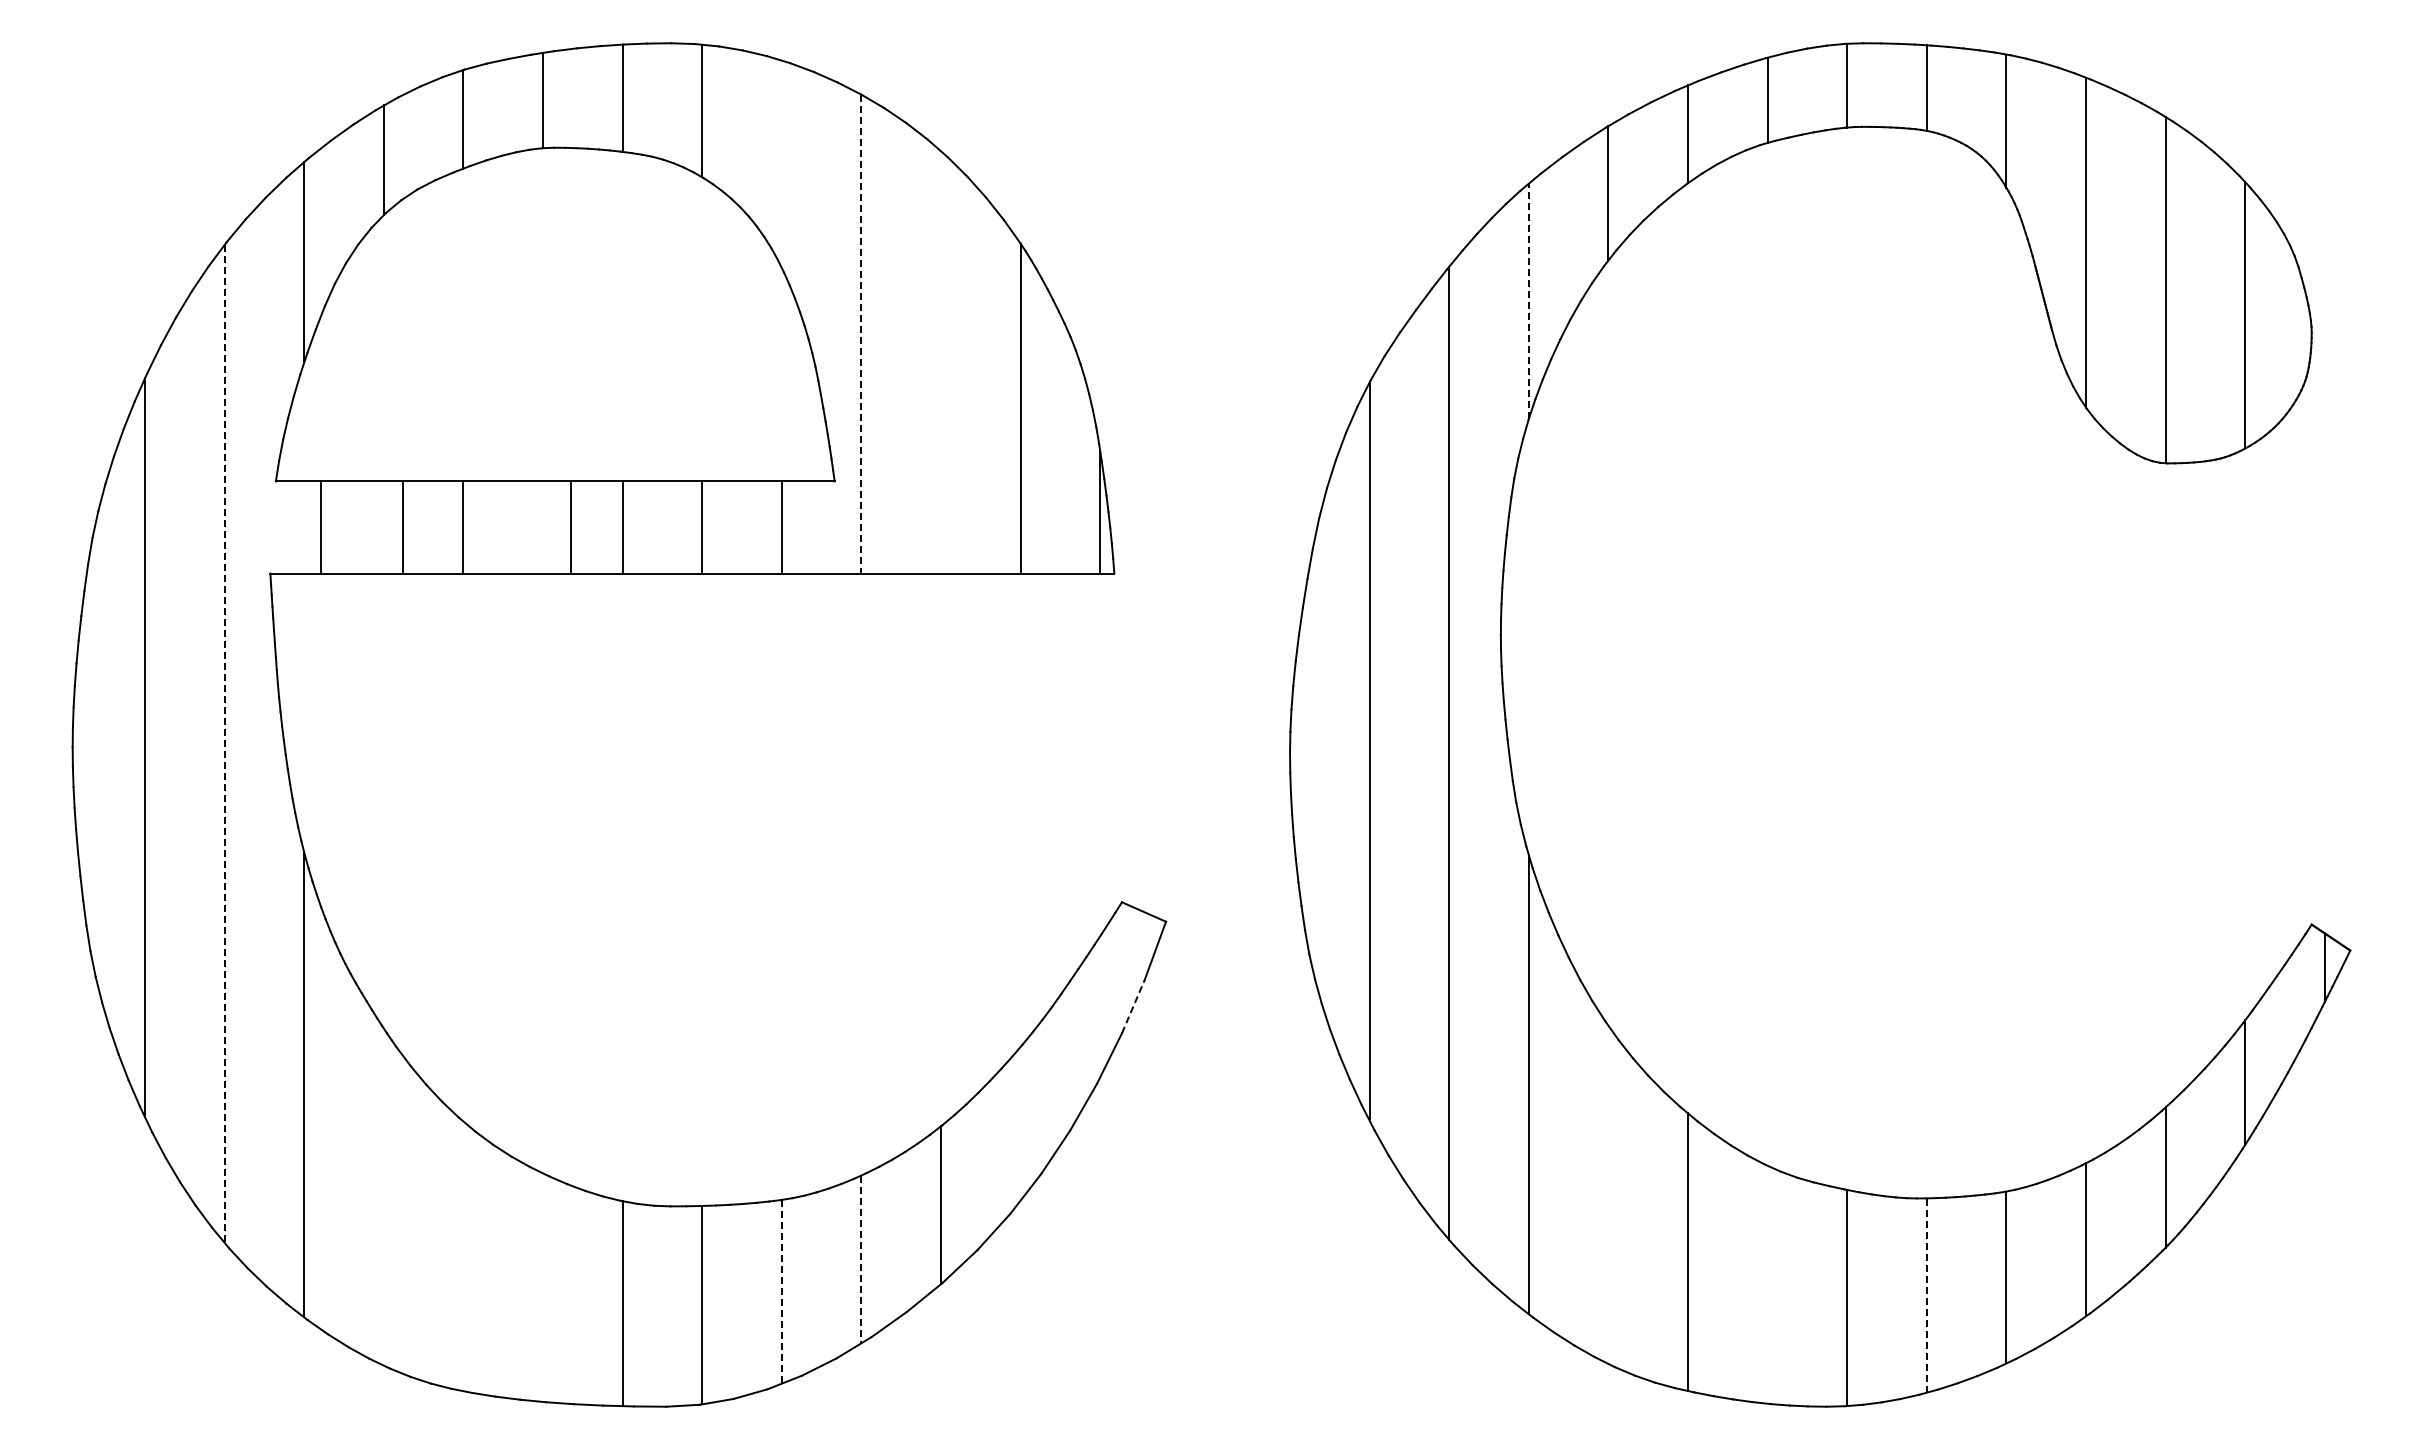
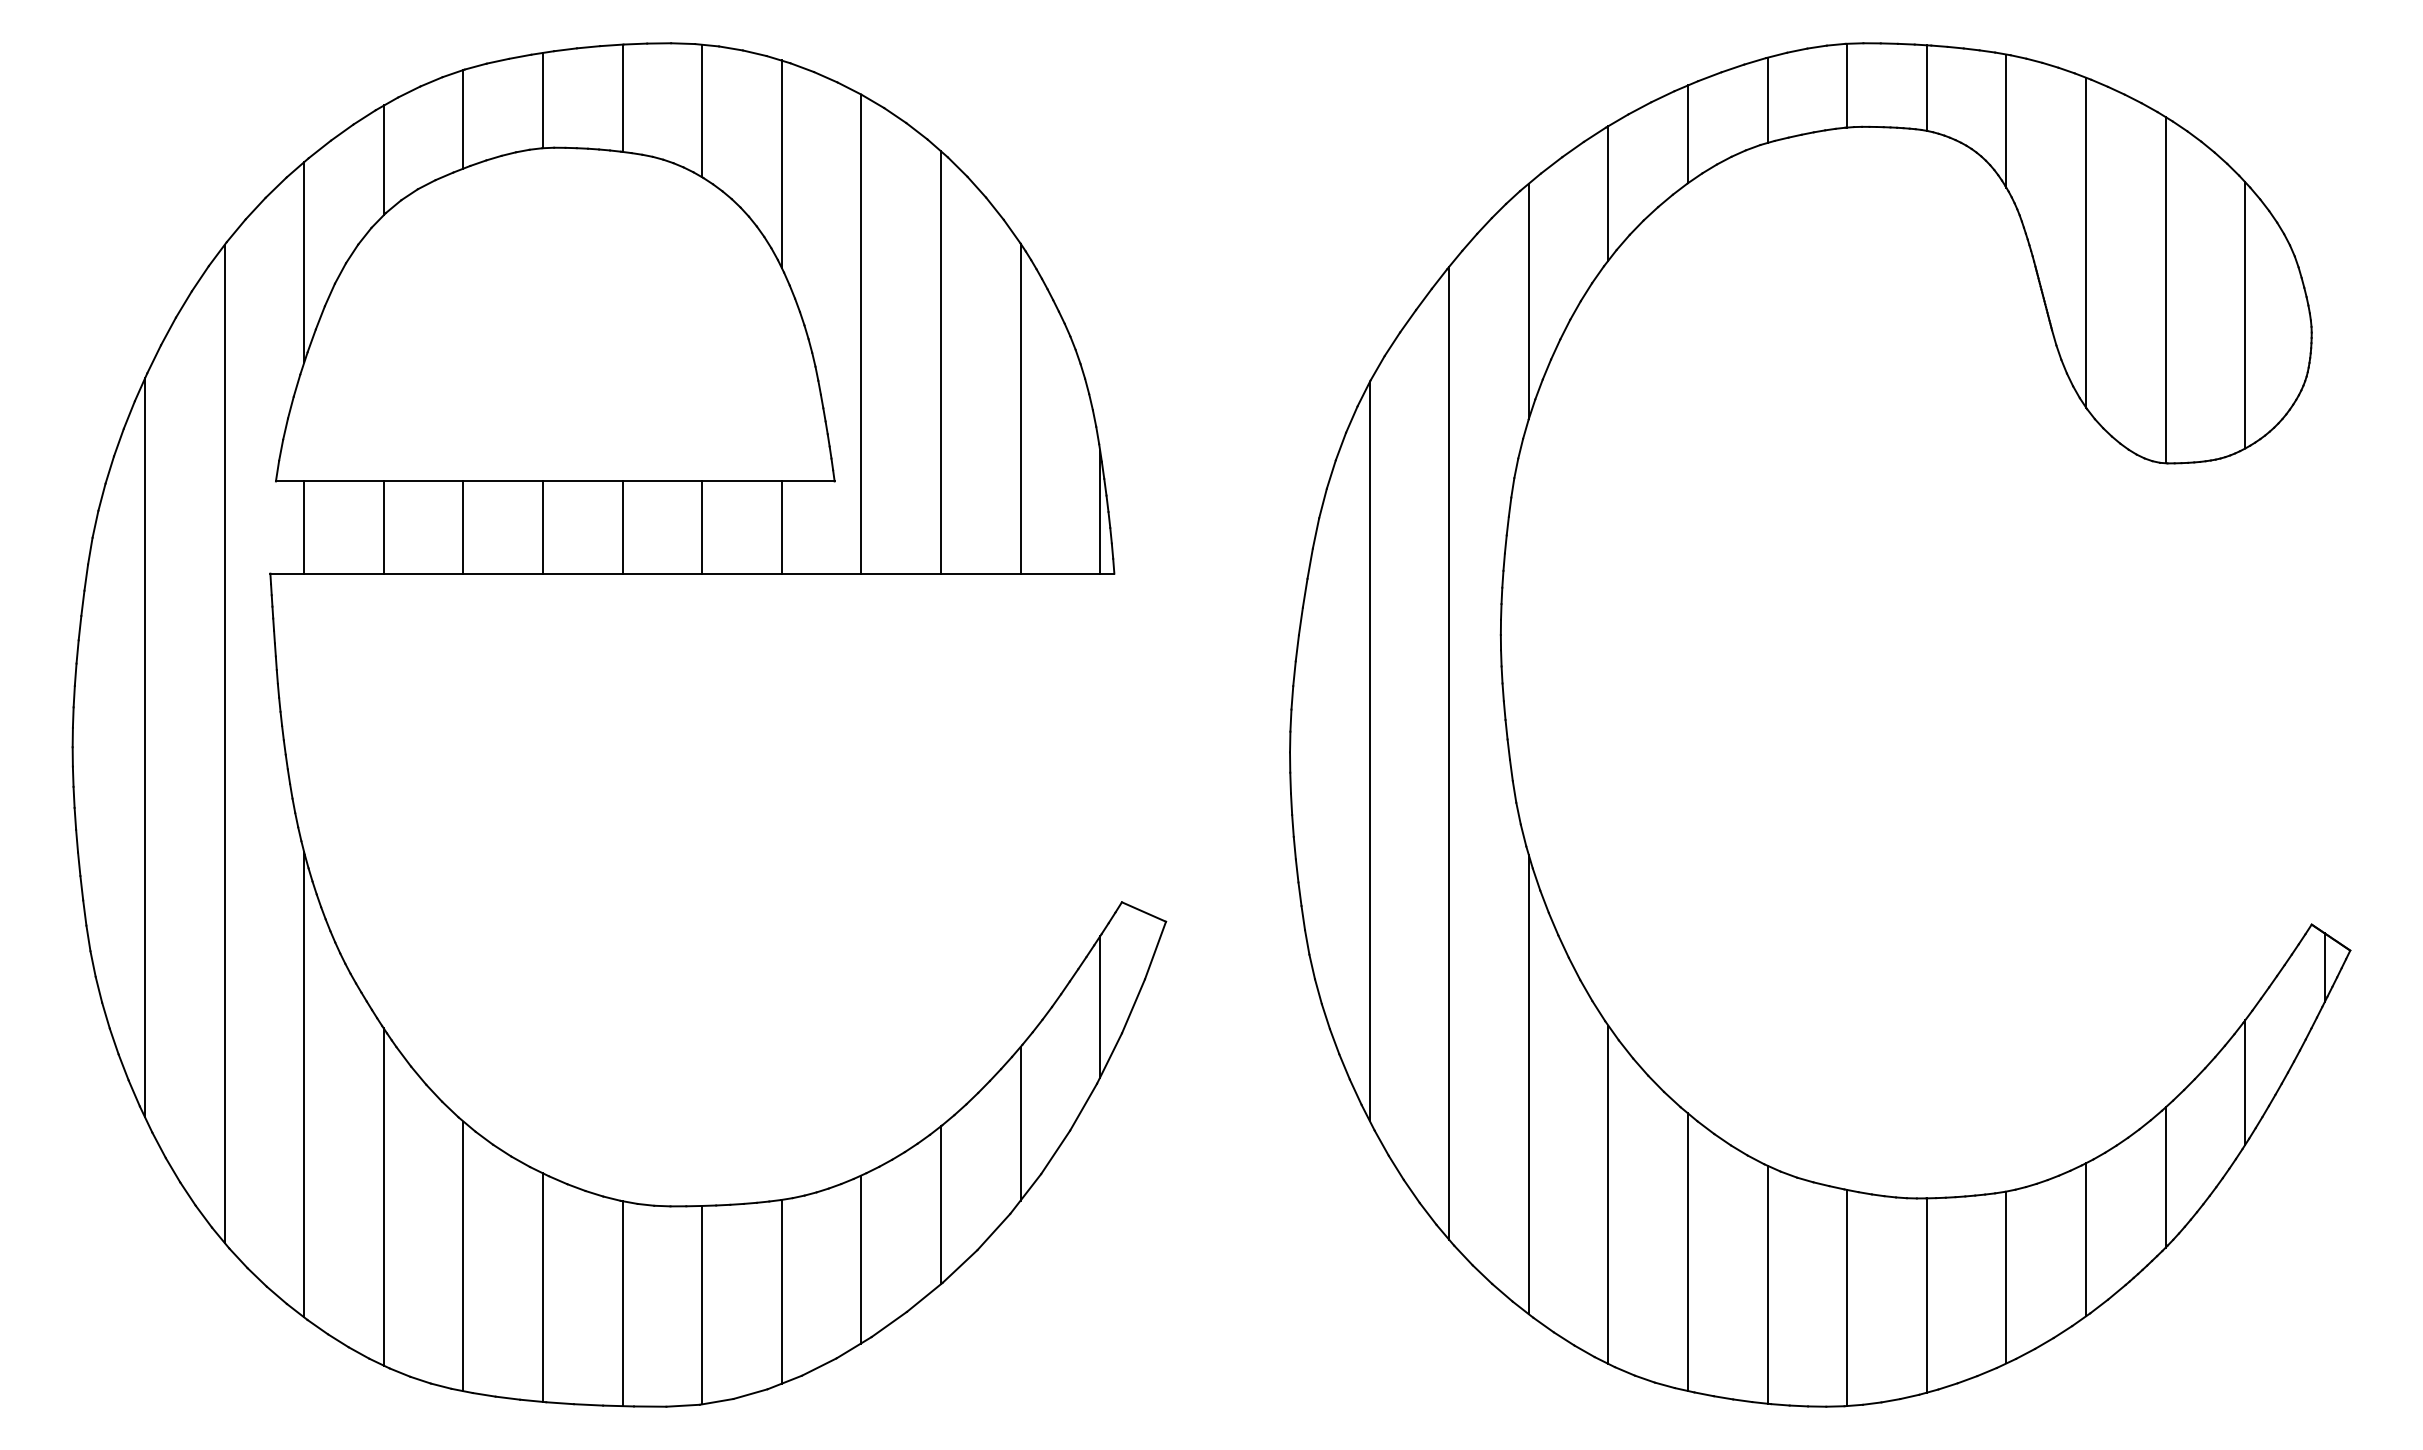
line: none -> present (781, 163)
line: dashed -> solid (1528, 301)
line: dashed -> solid (861, 334)
line: none -> present (941, 362)
line position: (321, 527) -> (304, 527) (304, 527)
line position: (402, 527) -> (383, 527) (383, 527)
line position: (571, 527) -> (543, 527) (543, 527)
line: dashed -> solid (224, 744)
line: dashed -> solid (1133, 1005)
line: none -> present (1100, 1006)
line: none -> present (1020, 1123)
line: none -> present (1608, 1194)
line: none -> present (383, 1196)
line: none -> present (463, 1256)
line: dashed -> solid (861, 1260)
line: none -> present (1767, 1284)
line: none -> present (543, 1287)
line: dashed -> solid (781, 1292)
line: dashed -> solid (1926, 1295)
